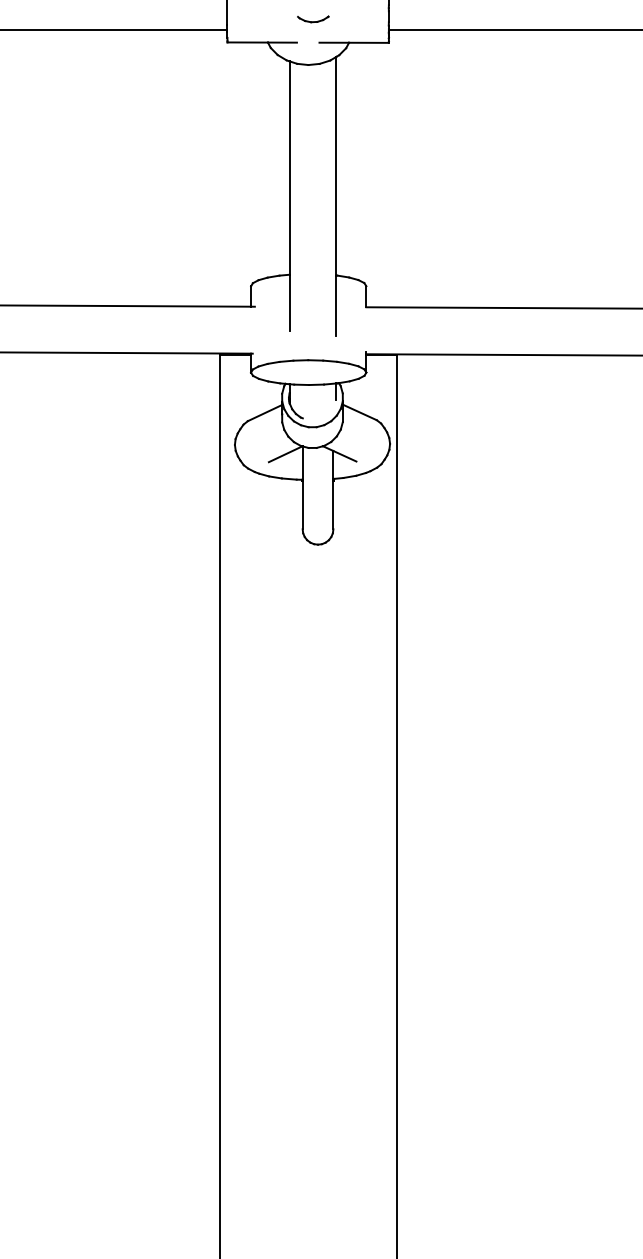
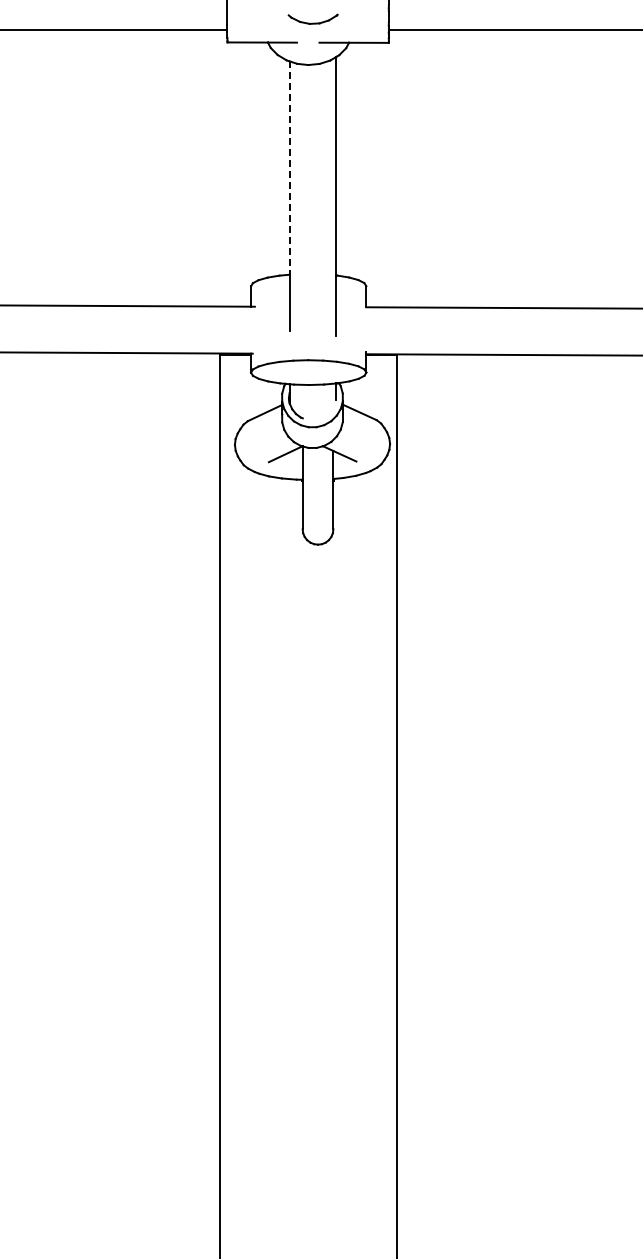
part size: 33x9 px -> 52x12 px (312, 18)
line: solid -> dashed (289, 168)
